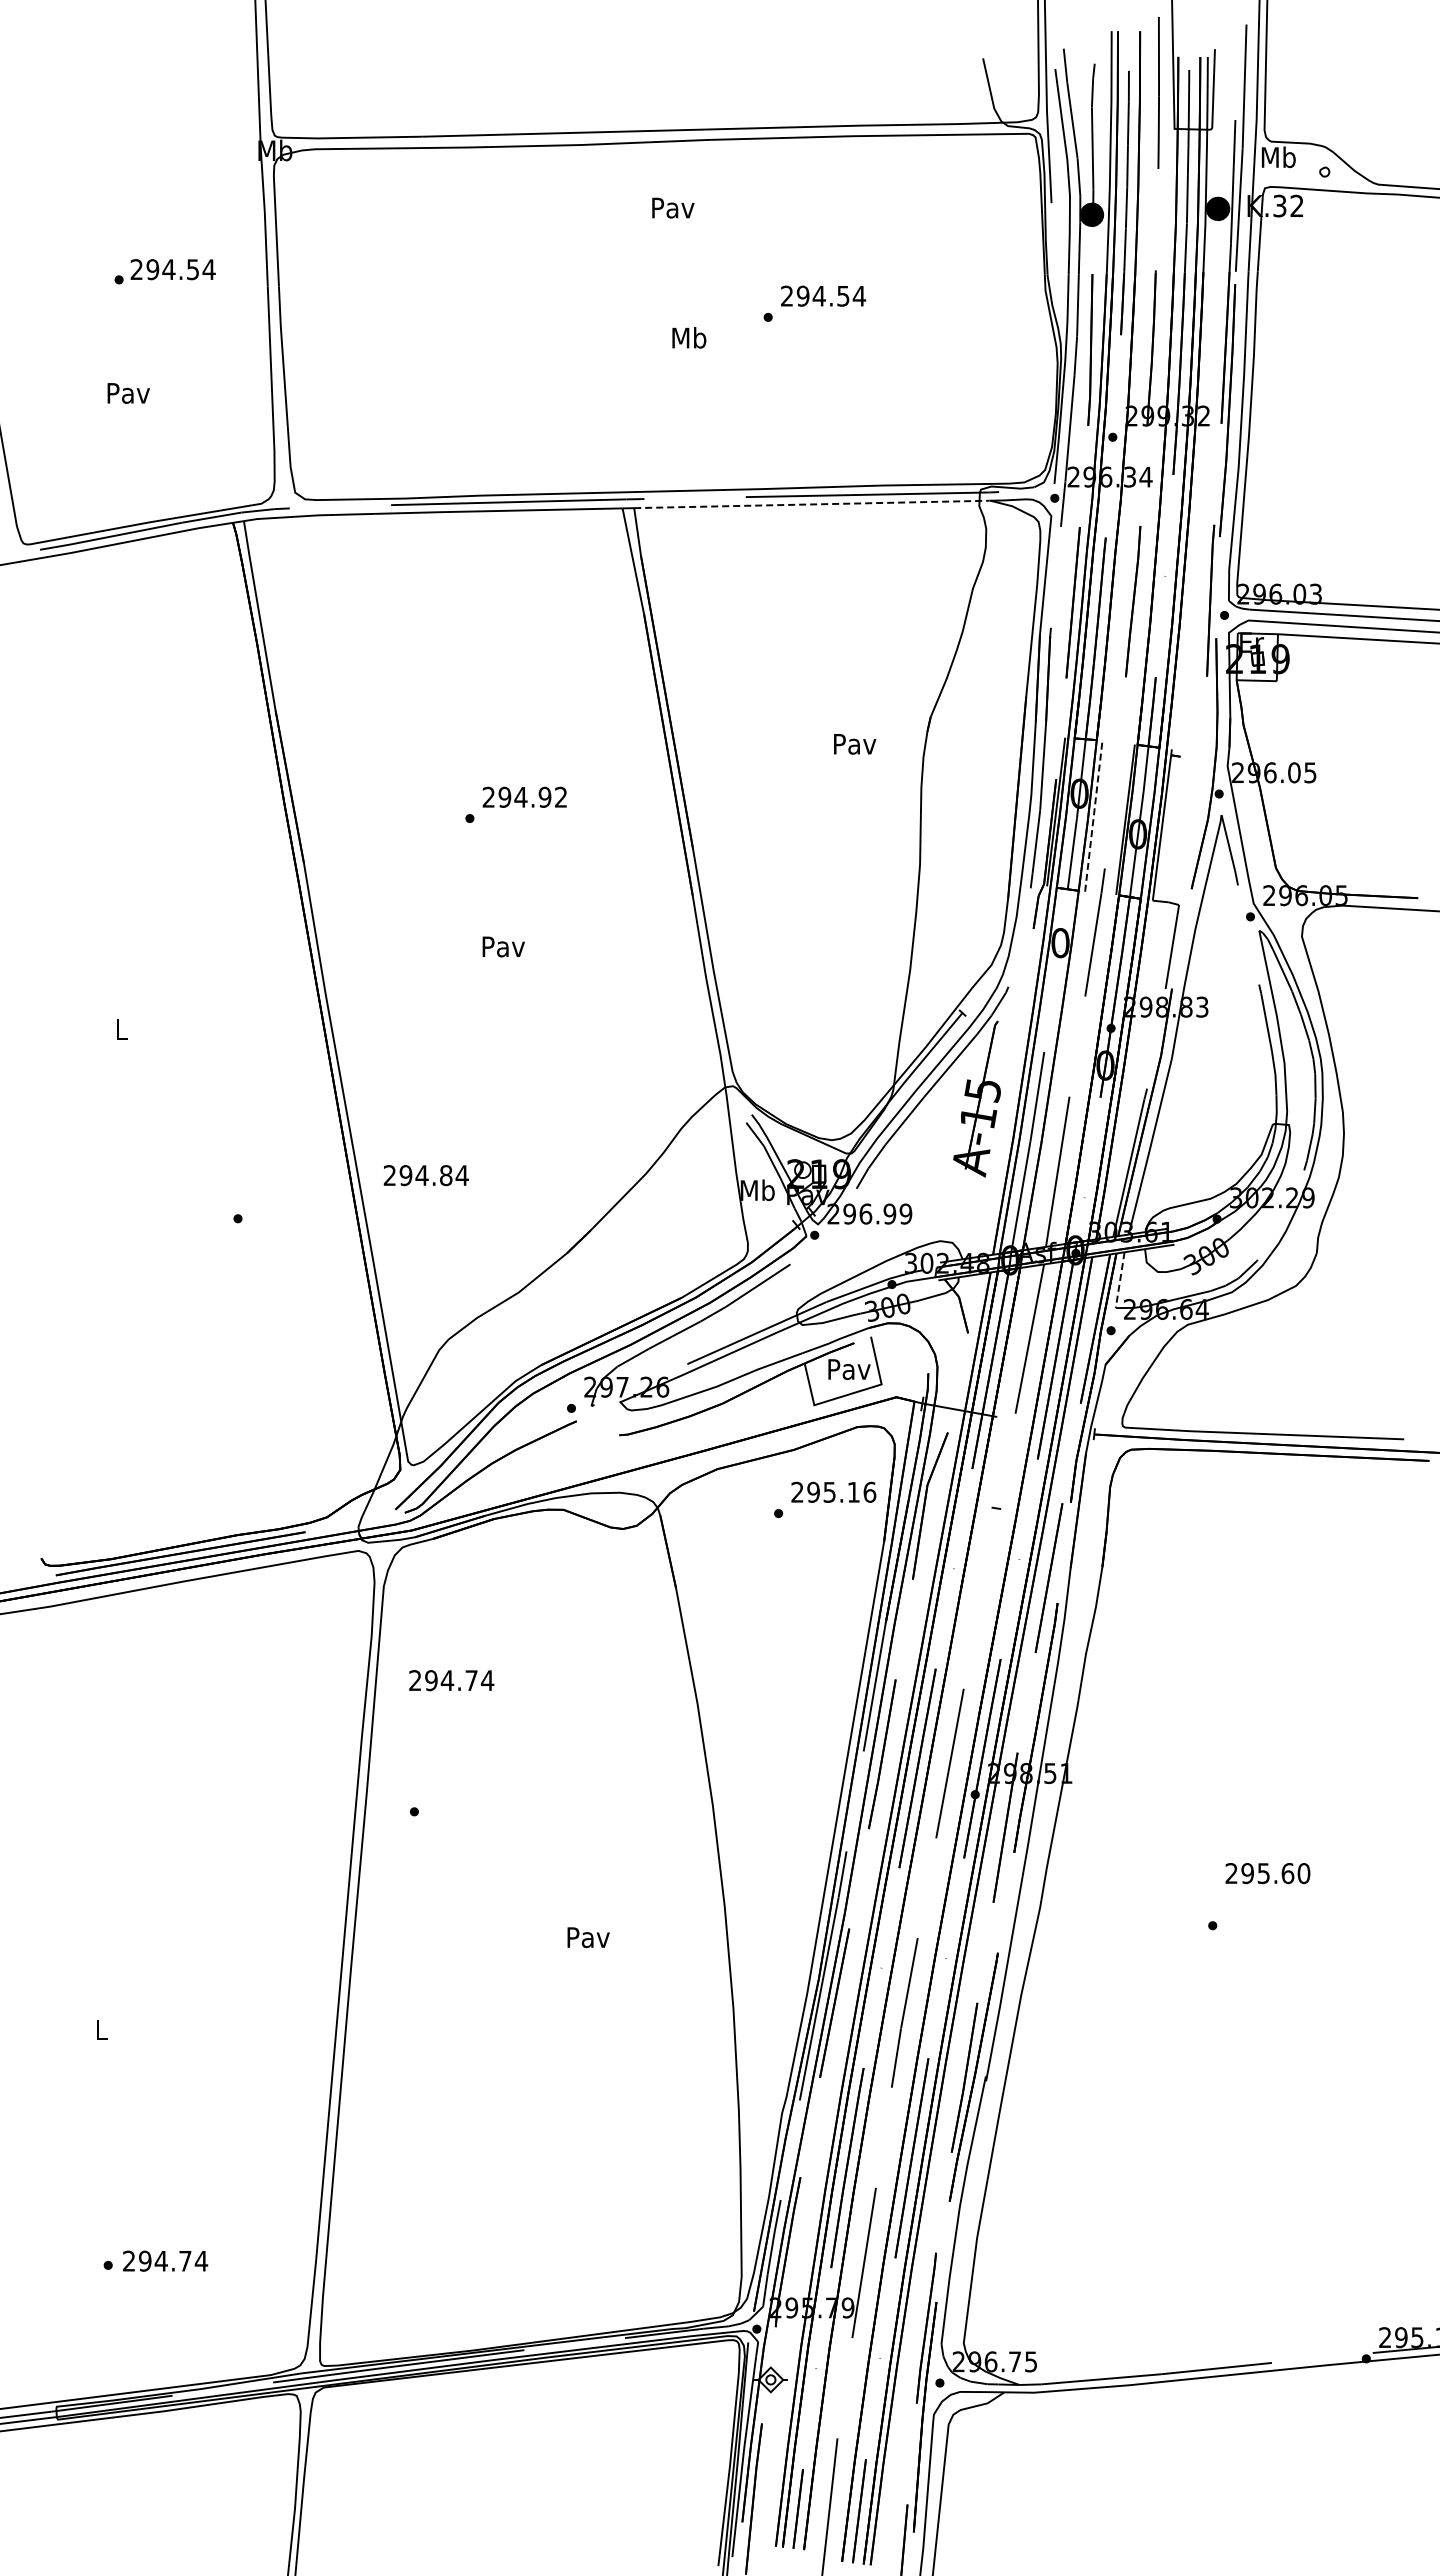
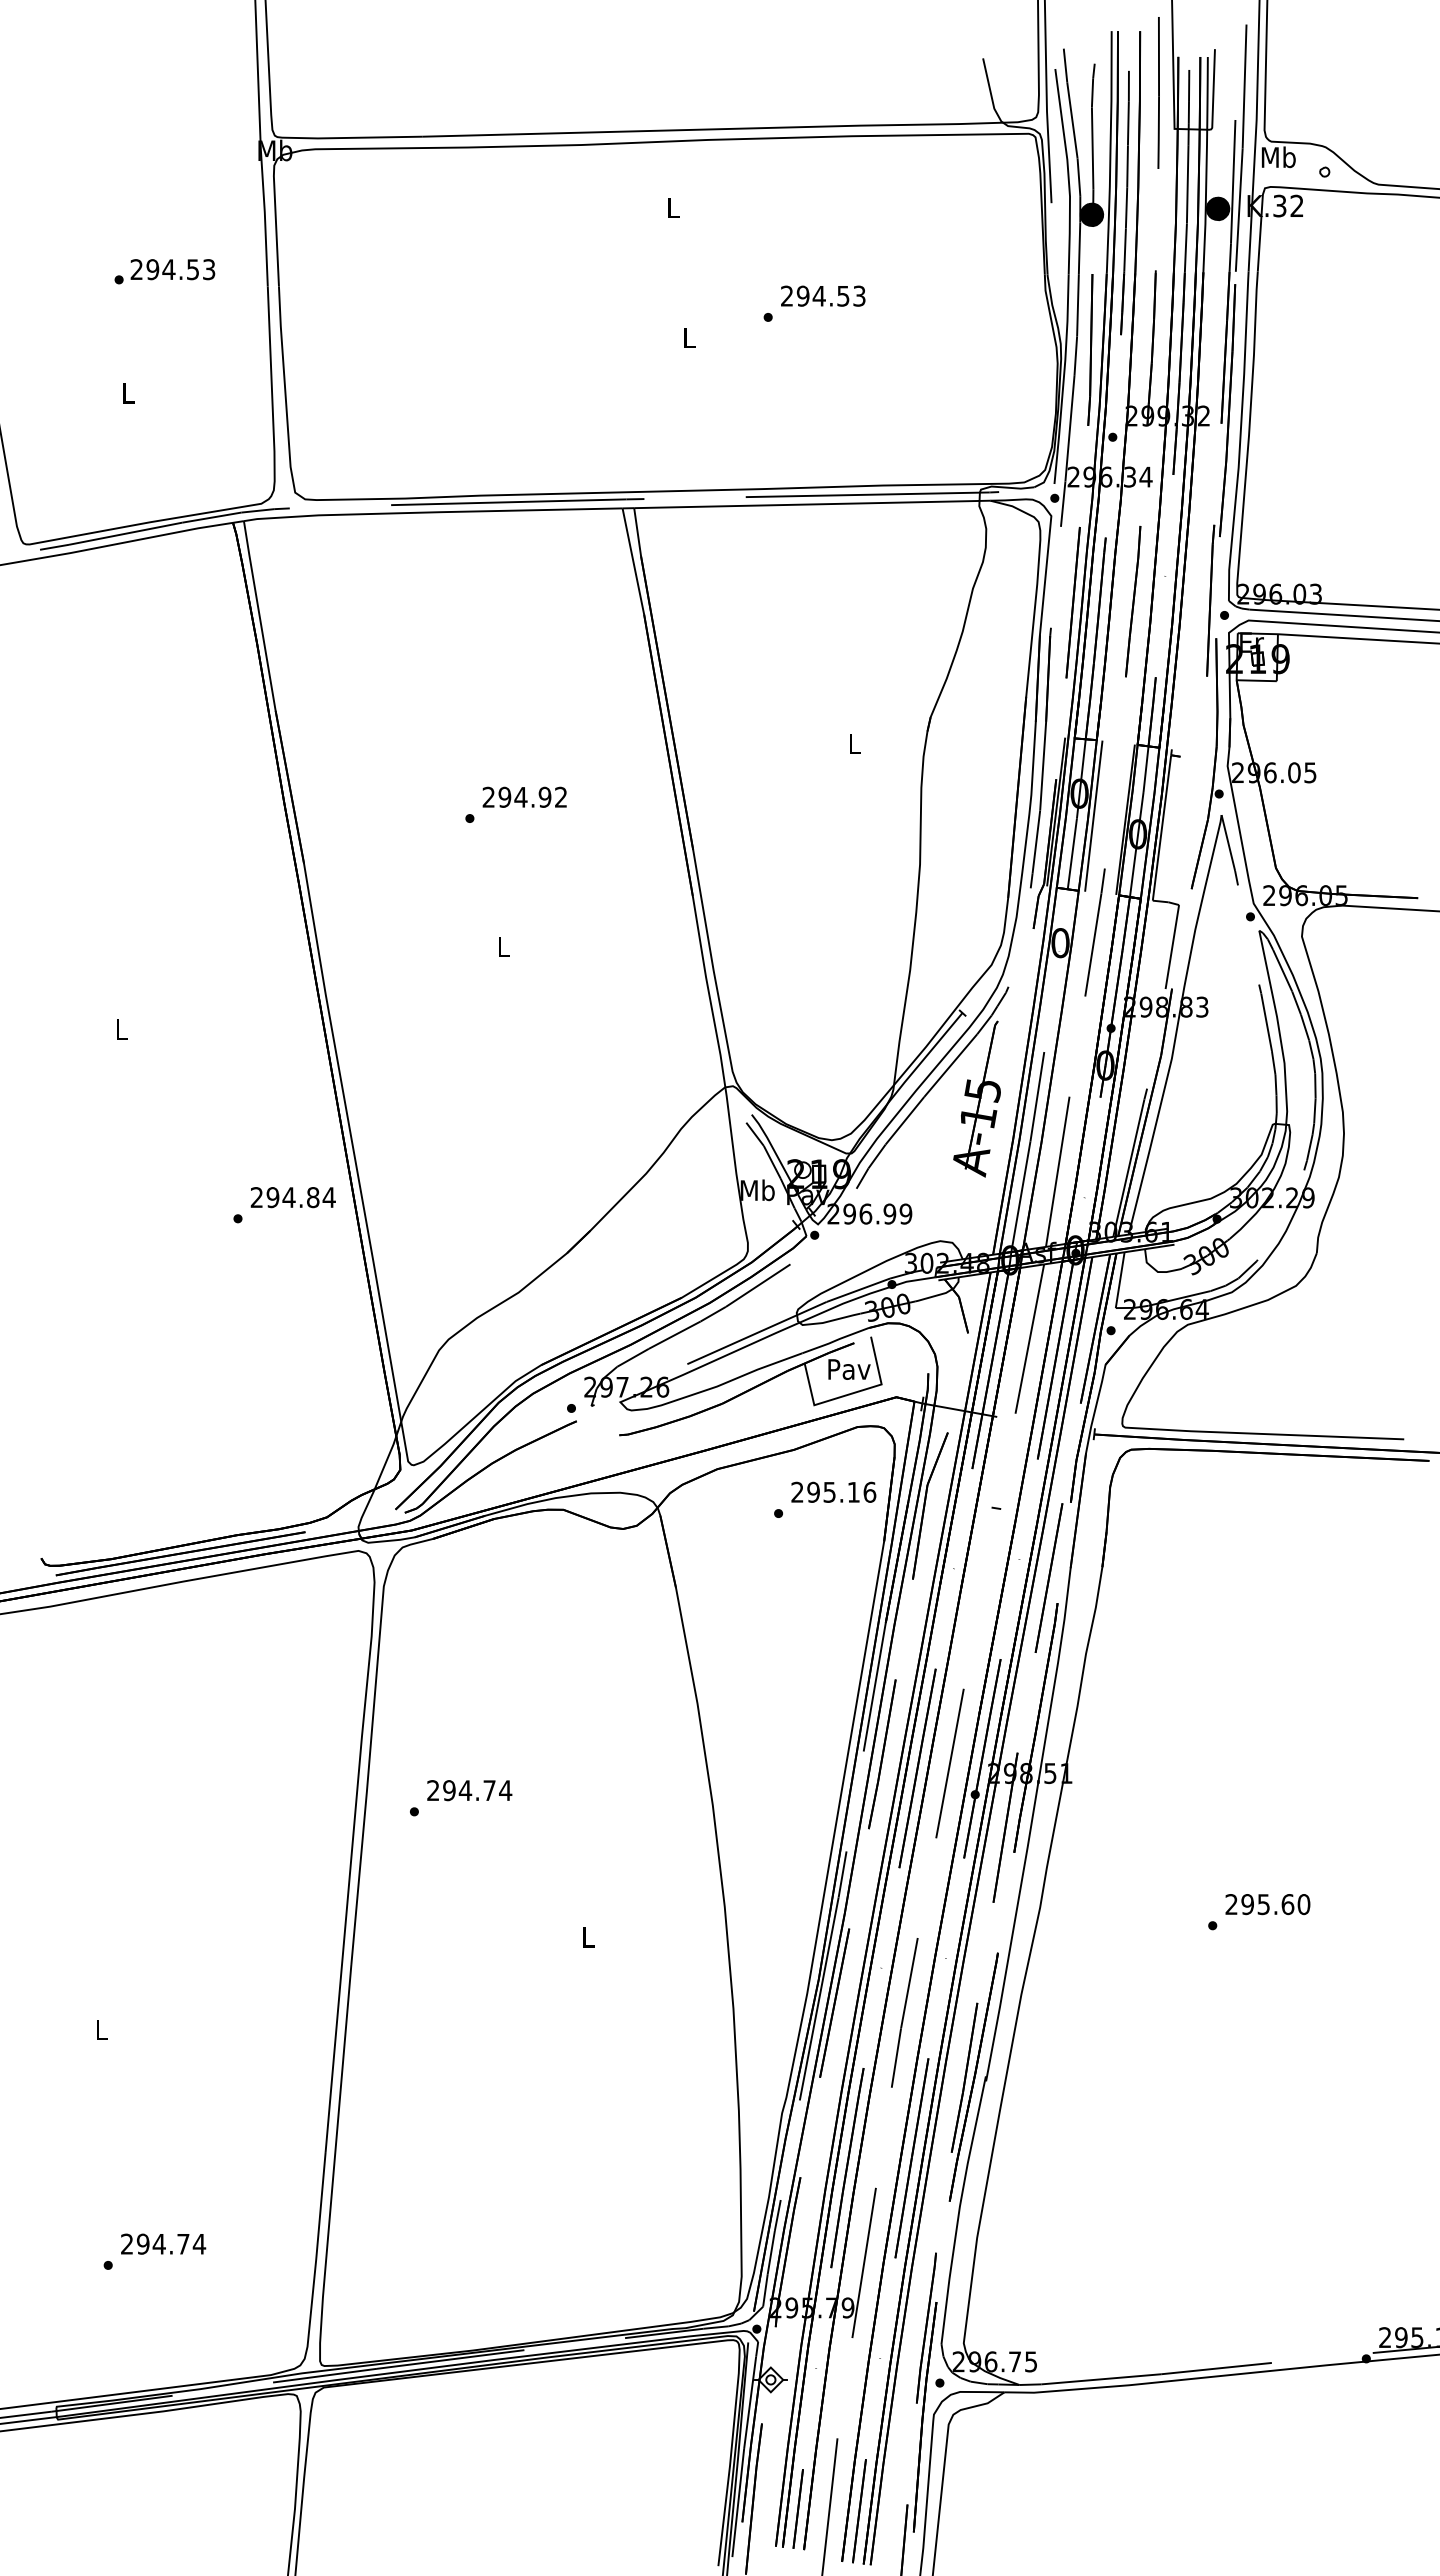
text: Pav -> L (673, 207)
text: 294.54 -> 294.53 (208, 269)
text: 294.54 -> 294.53 (859, 295)
text: Mb -> L (689, 337)
text: Pav -> L (128, 393)
line: dashed -> solid (812, 504)
text: Pav -> L (855, 744)
line: dashed -> solid (1093, 815)
text: Pav -> L (503, 946)
text position: (425, 1175) -> (292, 1197) (292, 1197)
line: dashed -> solid (1120, 1280)
text position: (451, 1680) -> (469, 1790) (469, 1790)
text position: (1267, 1873) -> (1267, 1904) (1267, 1904)
text: Pav -> L (588, 1937)
text position: (165, 2260) -> (163, 2243) (163, 2243)
